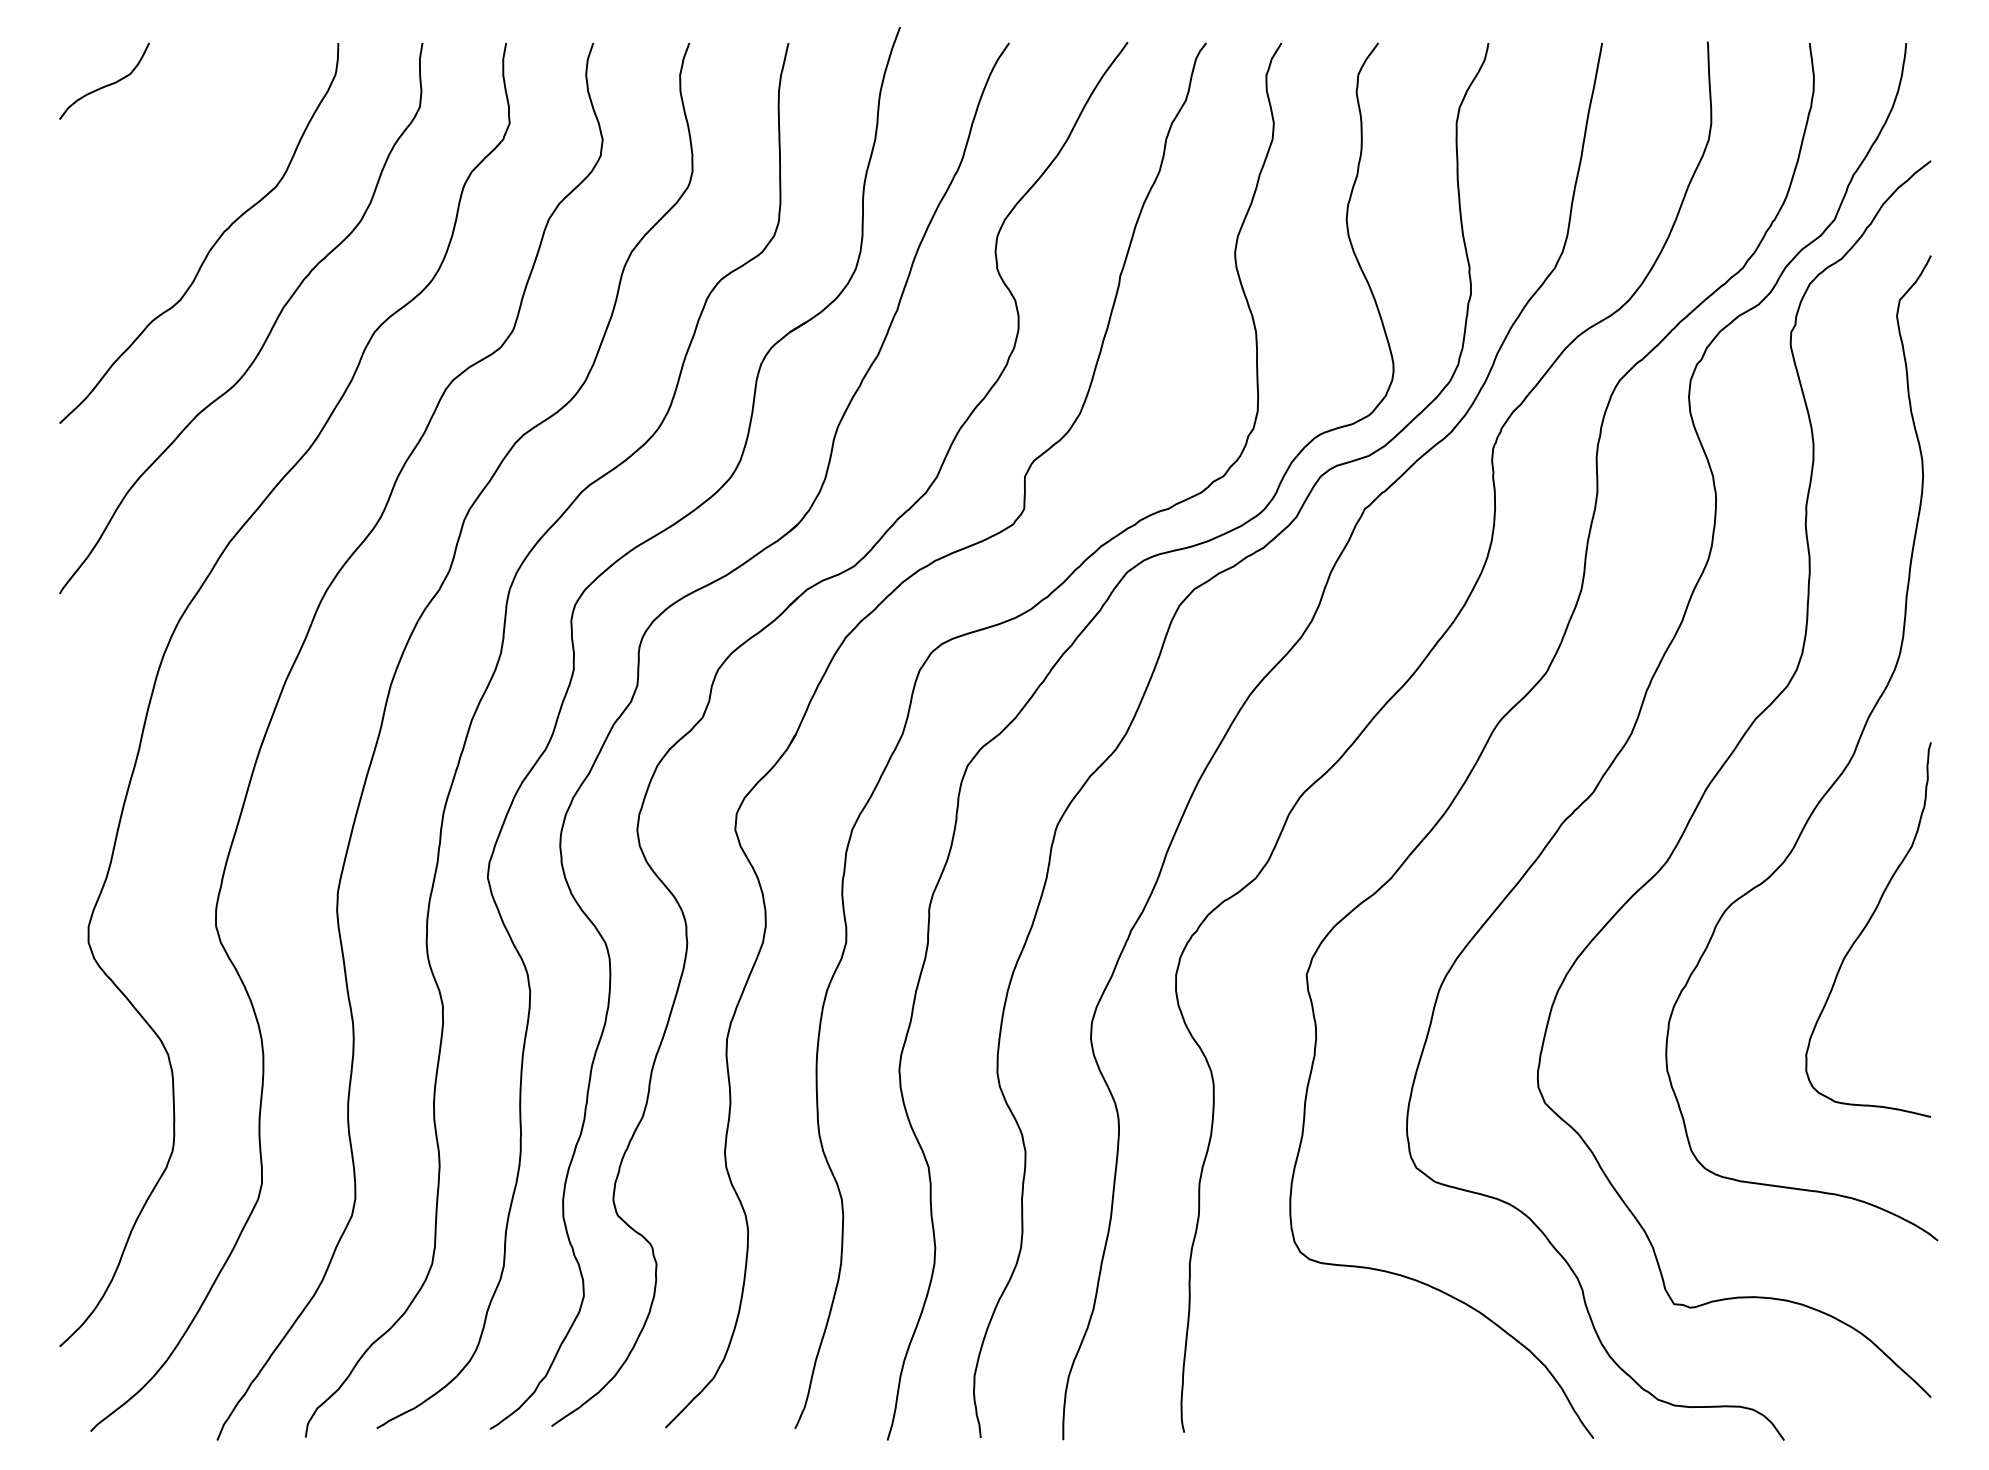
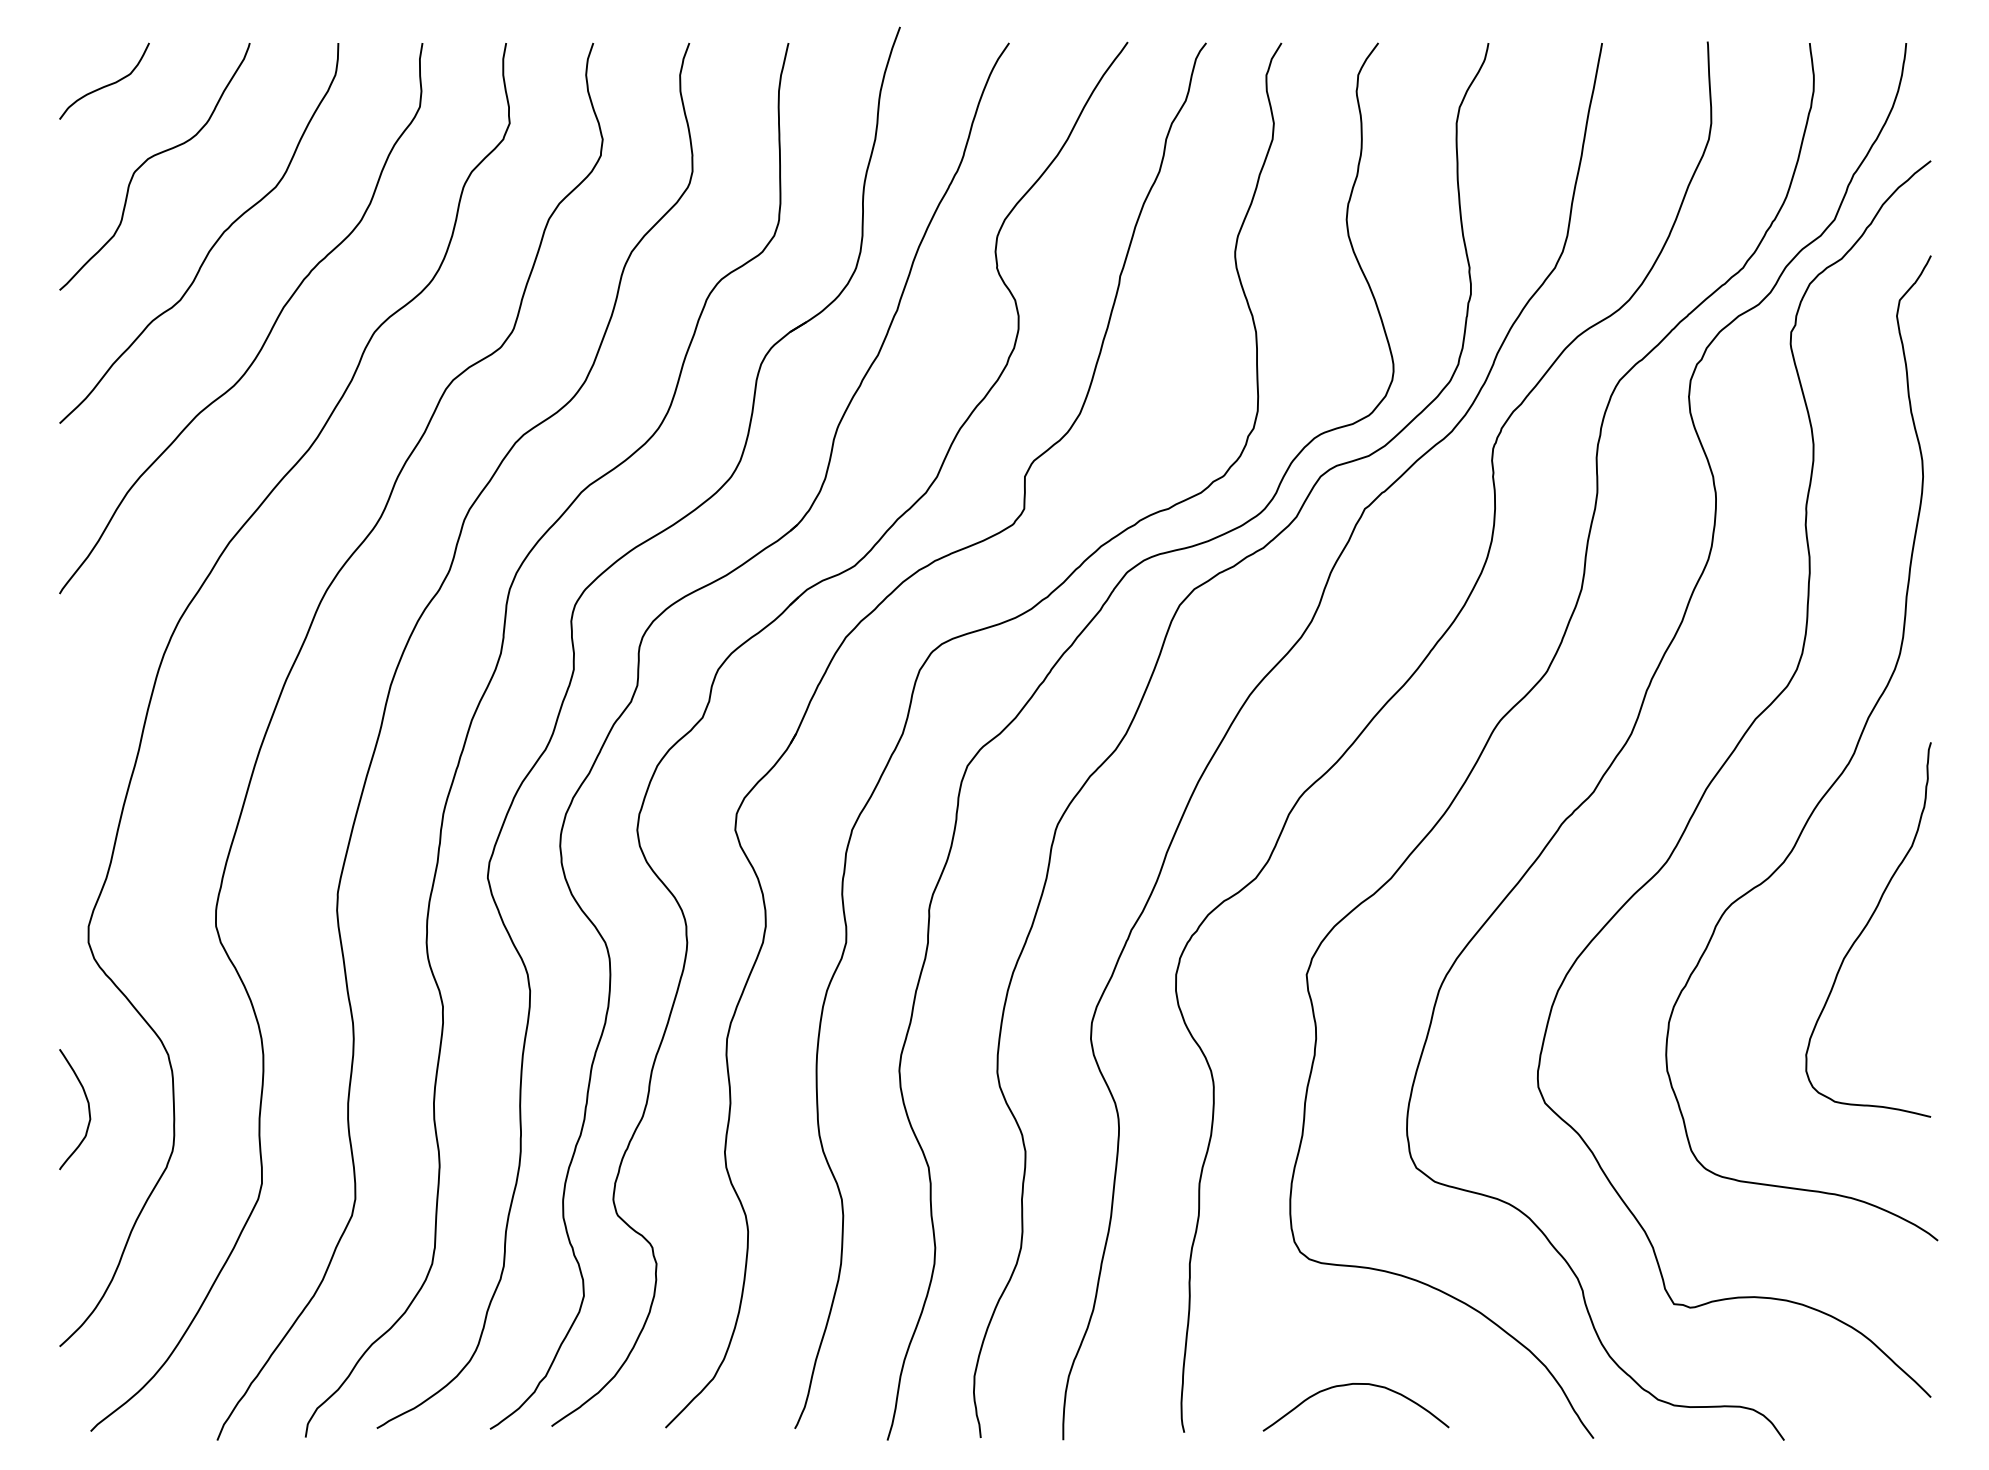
curve: none -> present (151, 158)
curve: none -> present (87, 1104)
curve: none -> present (1350, 1385)
